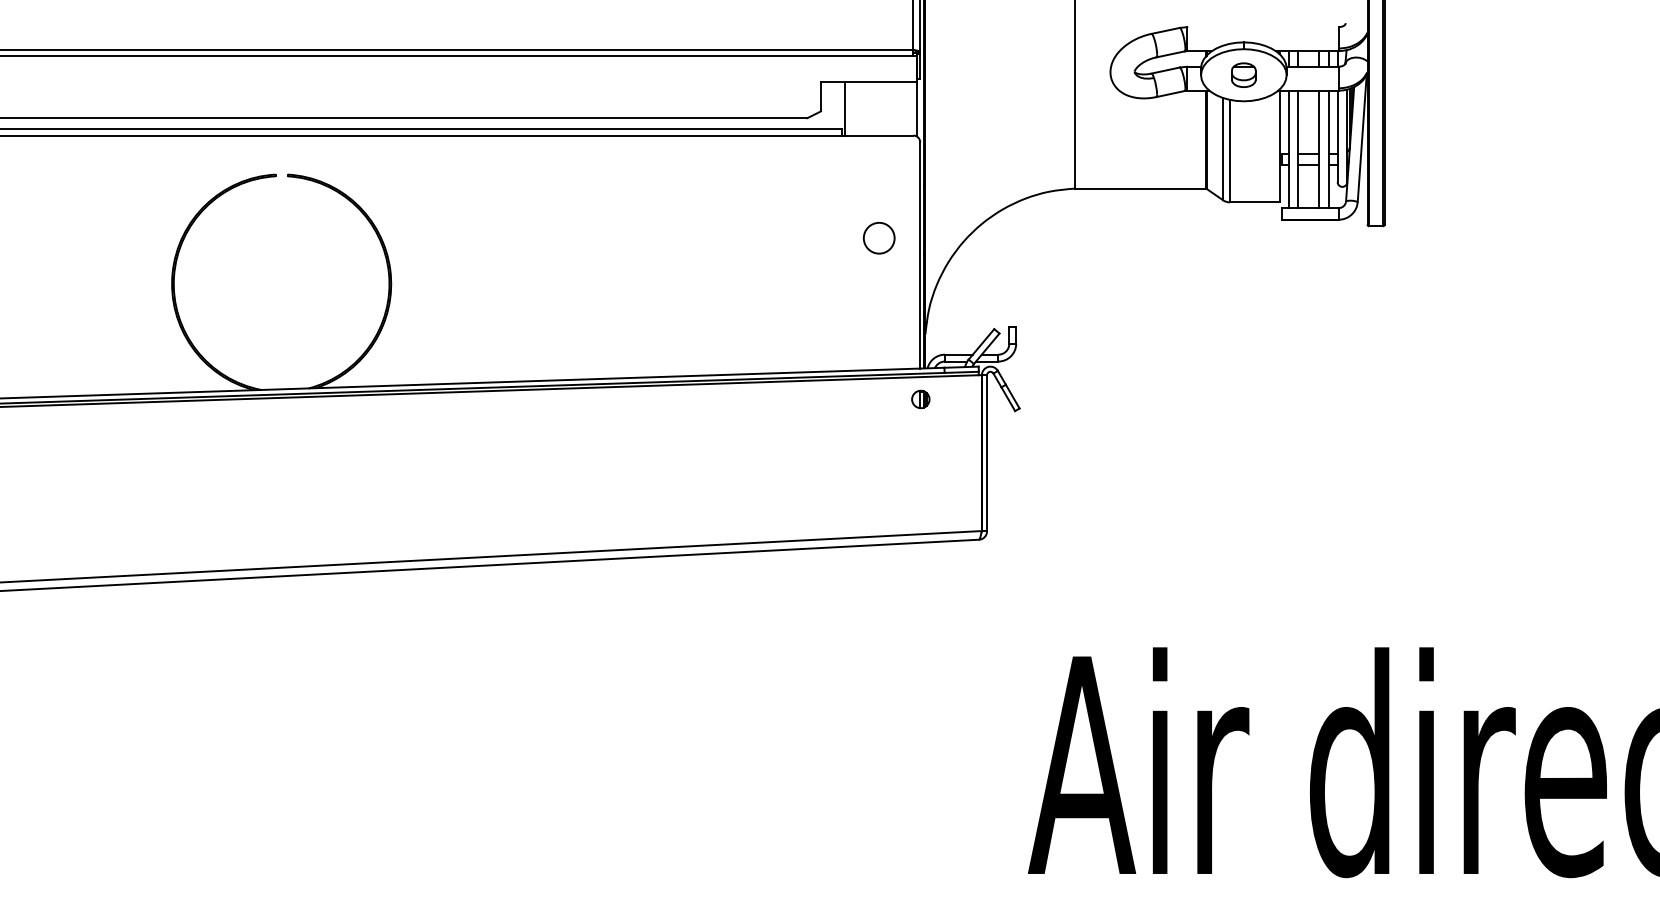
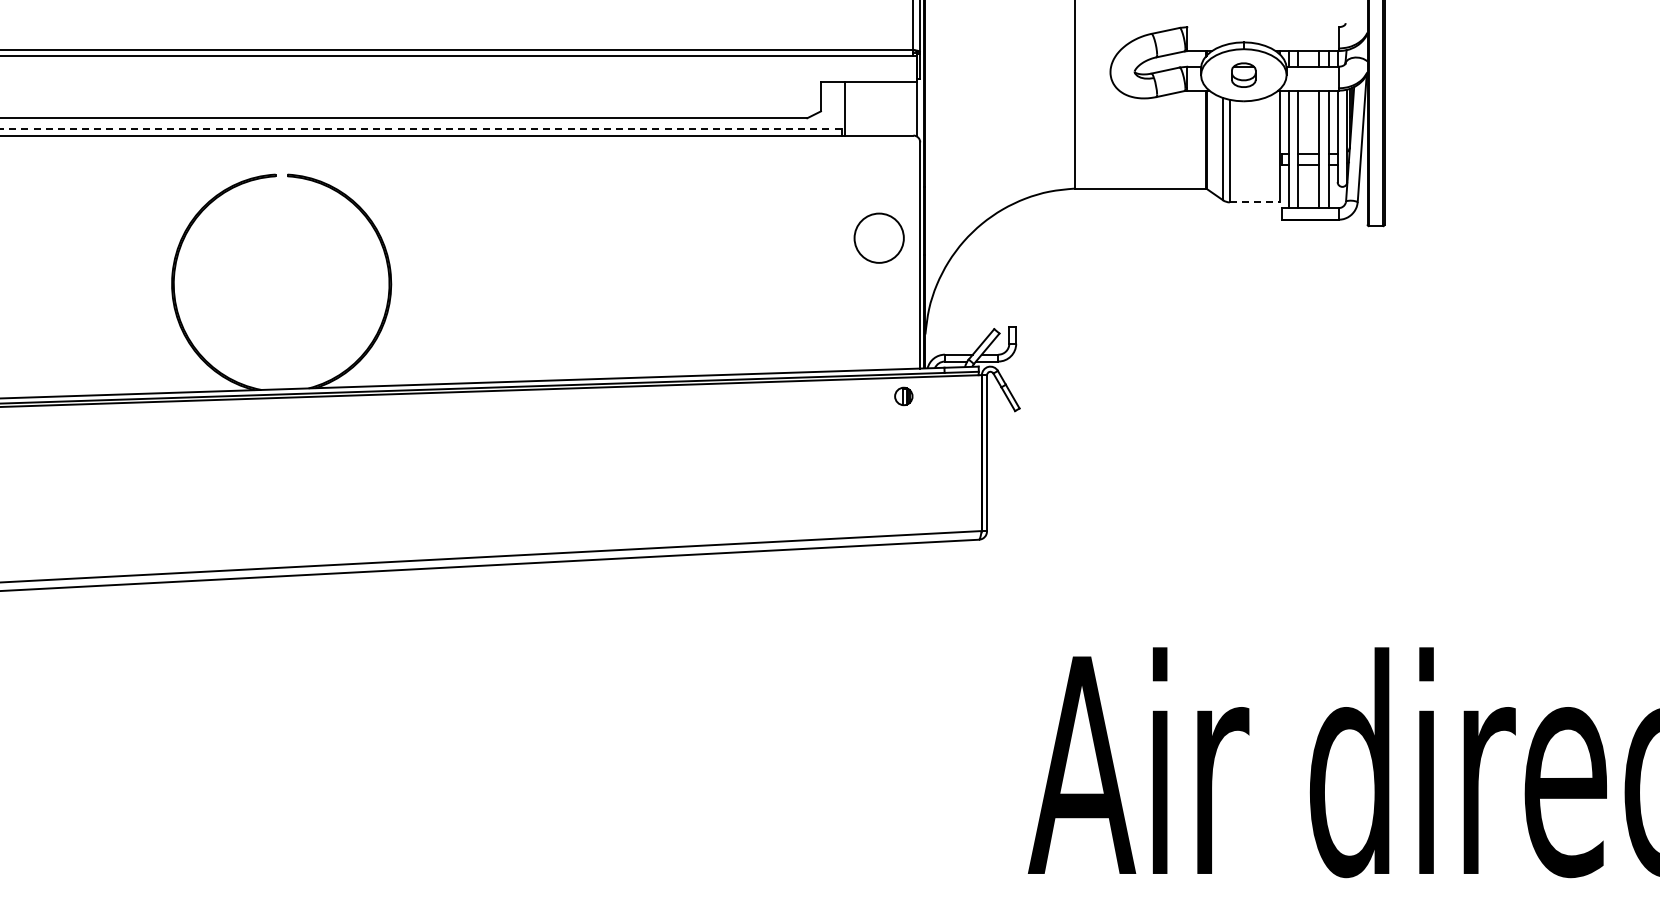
line: solid -> dashed (420, 128)
line: solid -> dashed (1254, 202)
circle diameter: 31 px -> 49 px (878, 237)
part position: (920, 399) -> (903, 396) (903, 396)
